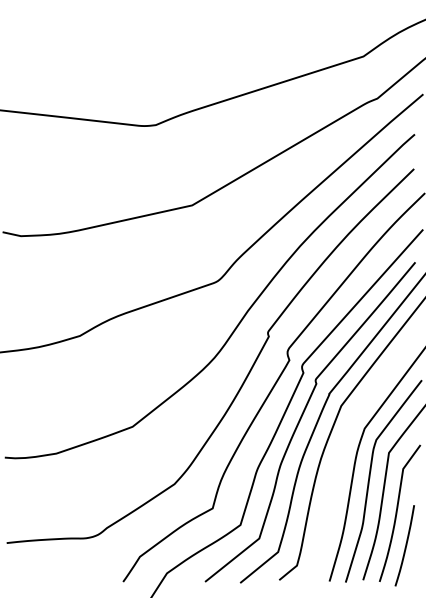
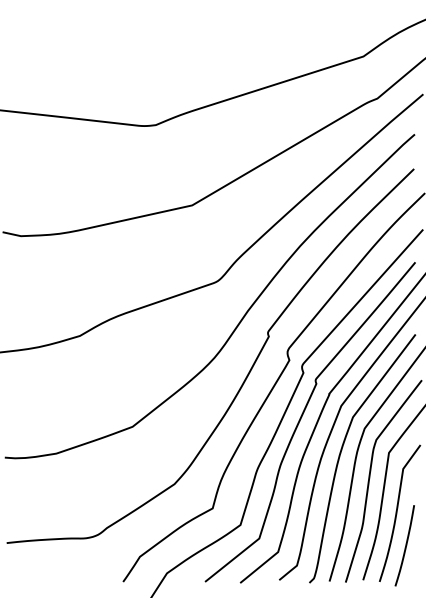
curve: none -> present (342, 450)
